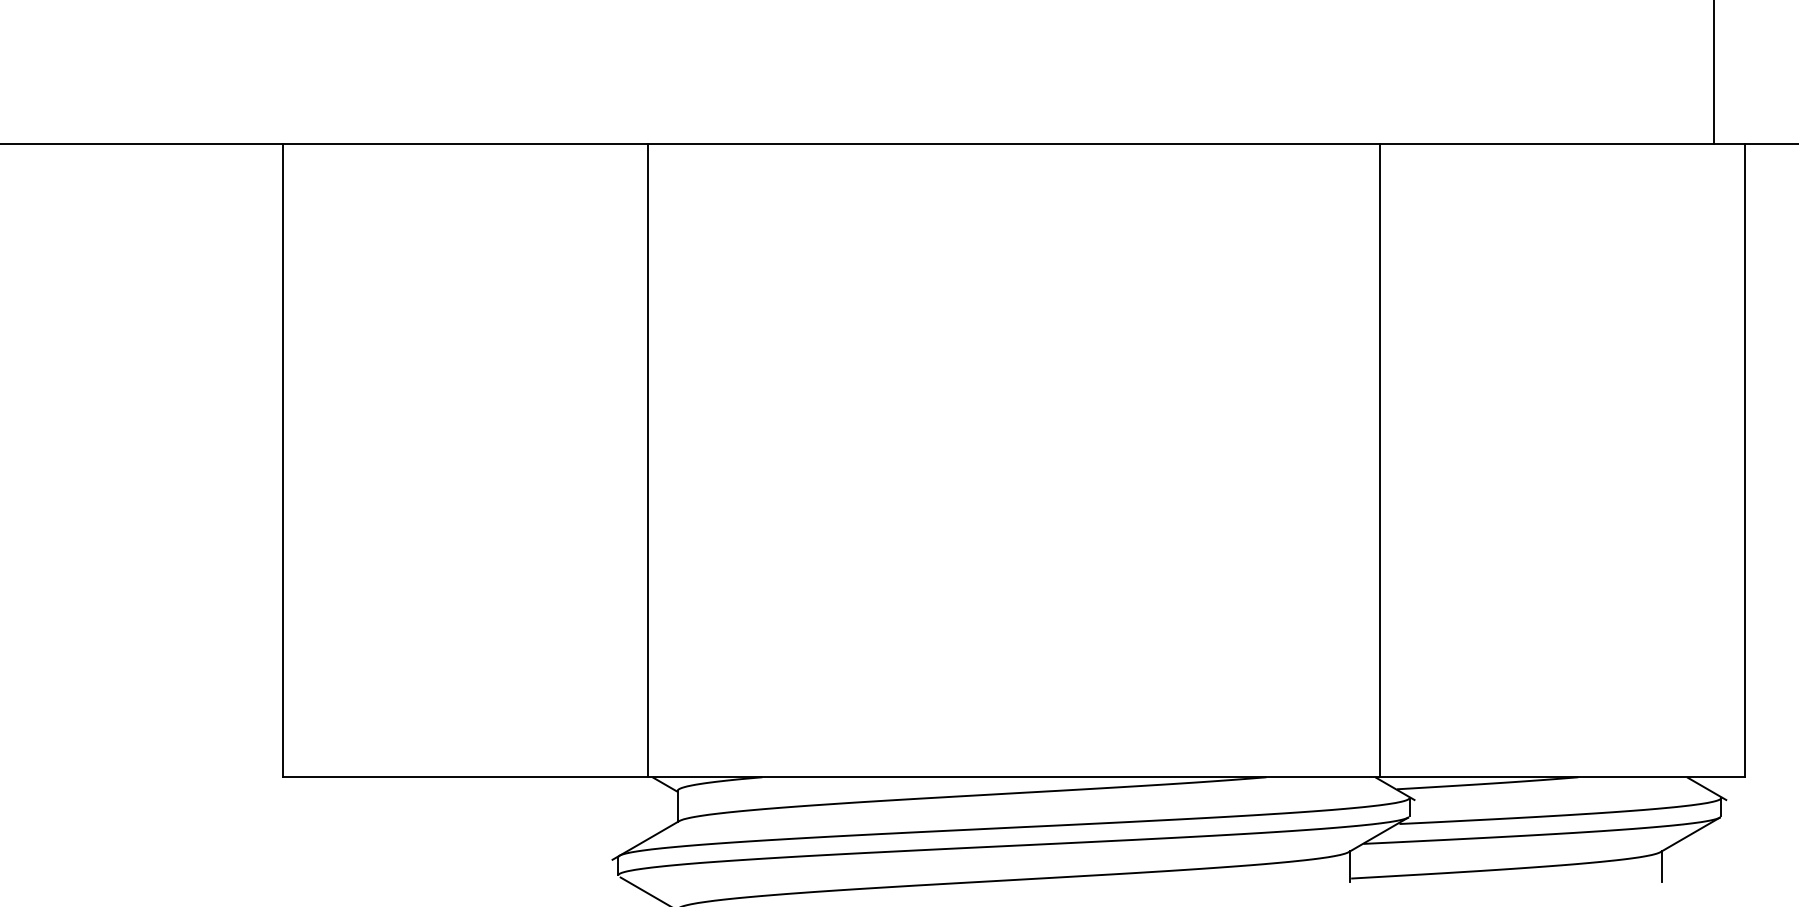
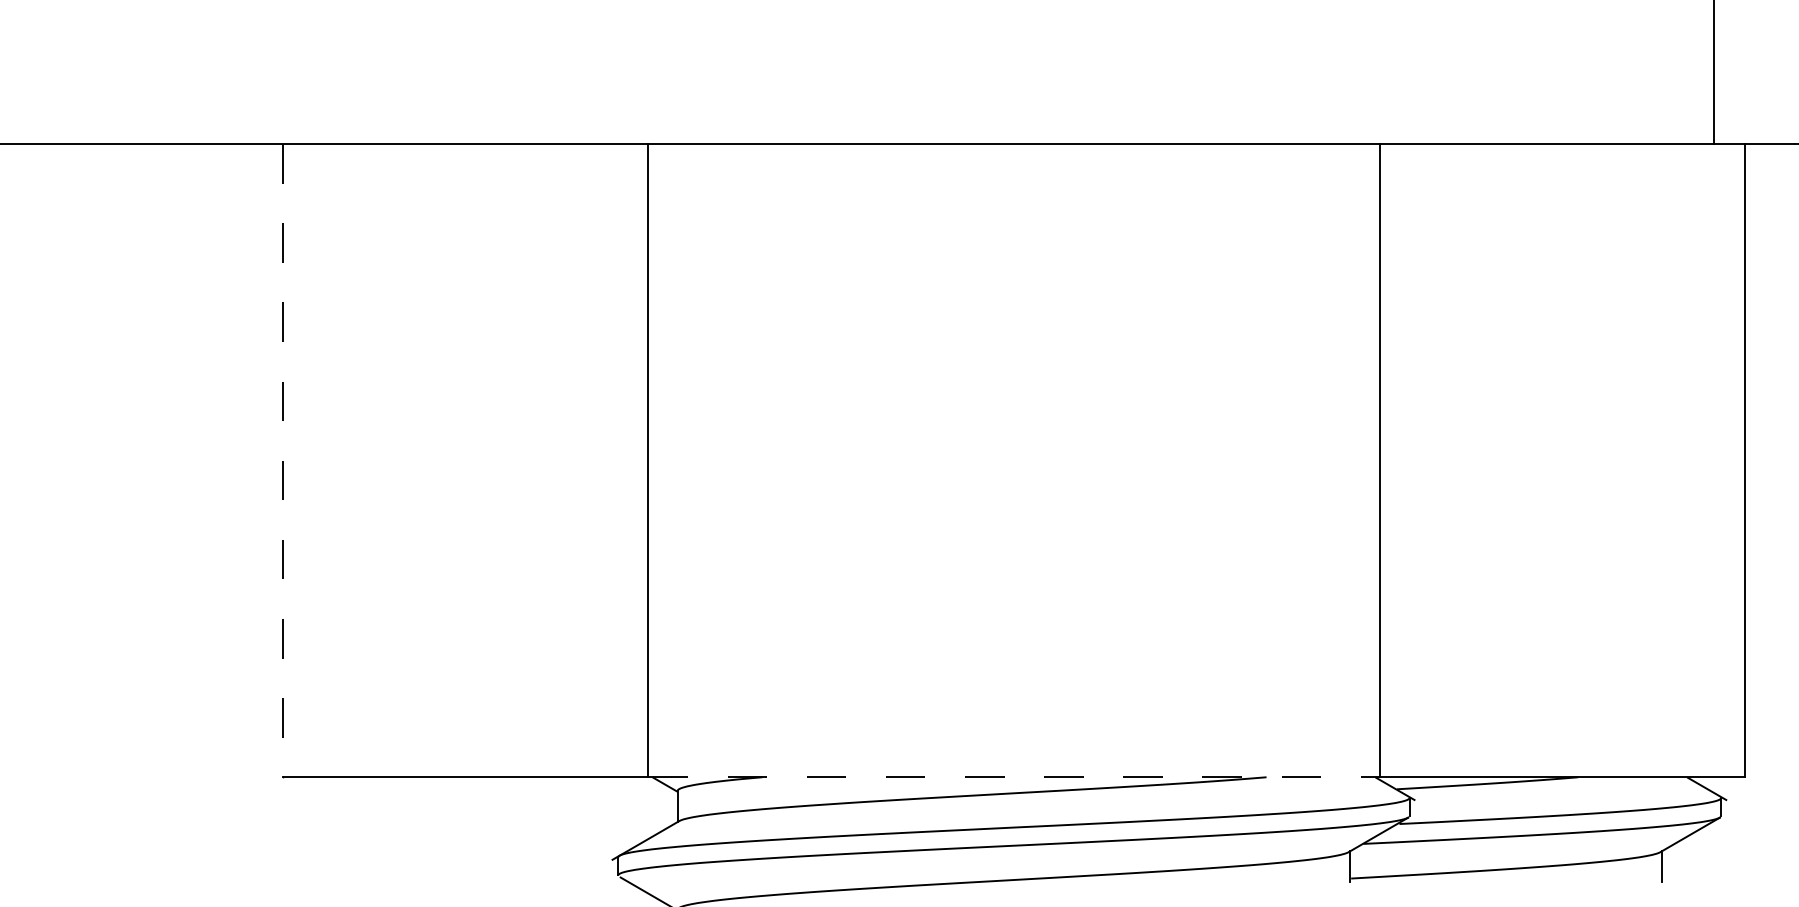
line: solid -> dashed (282, 460)
line: solid -> dashed (1013, 777)
